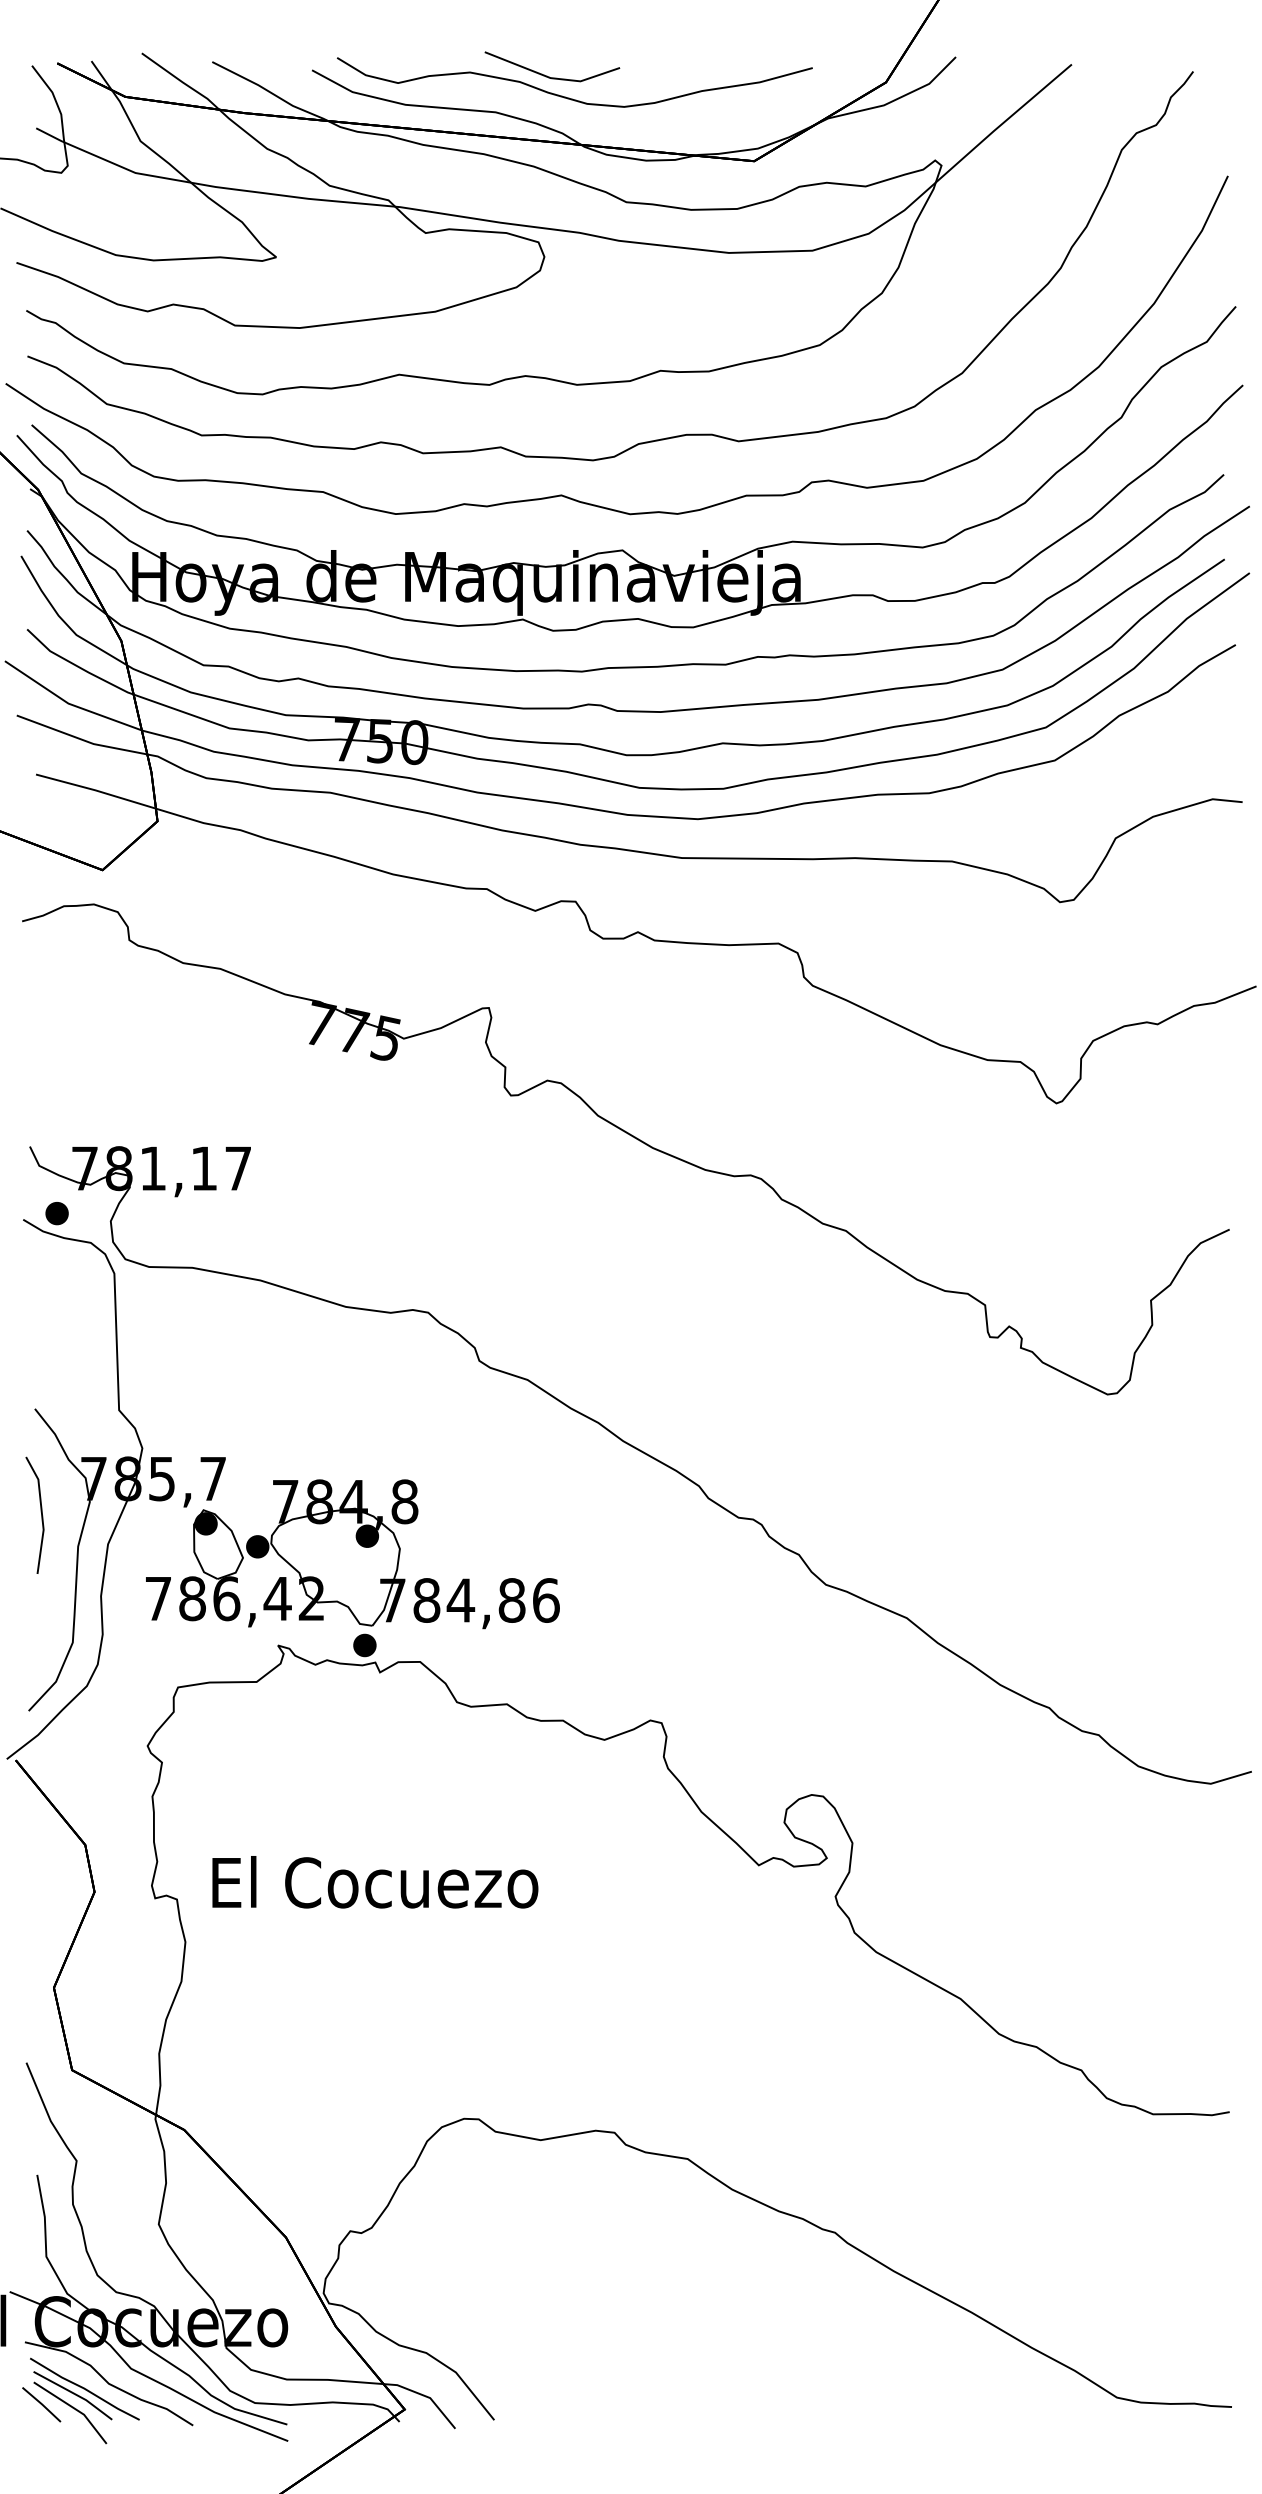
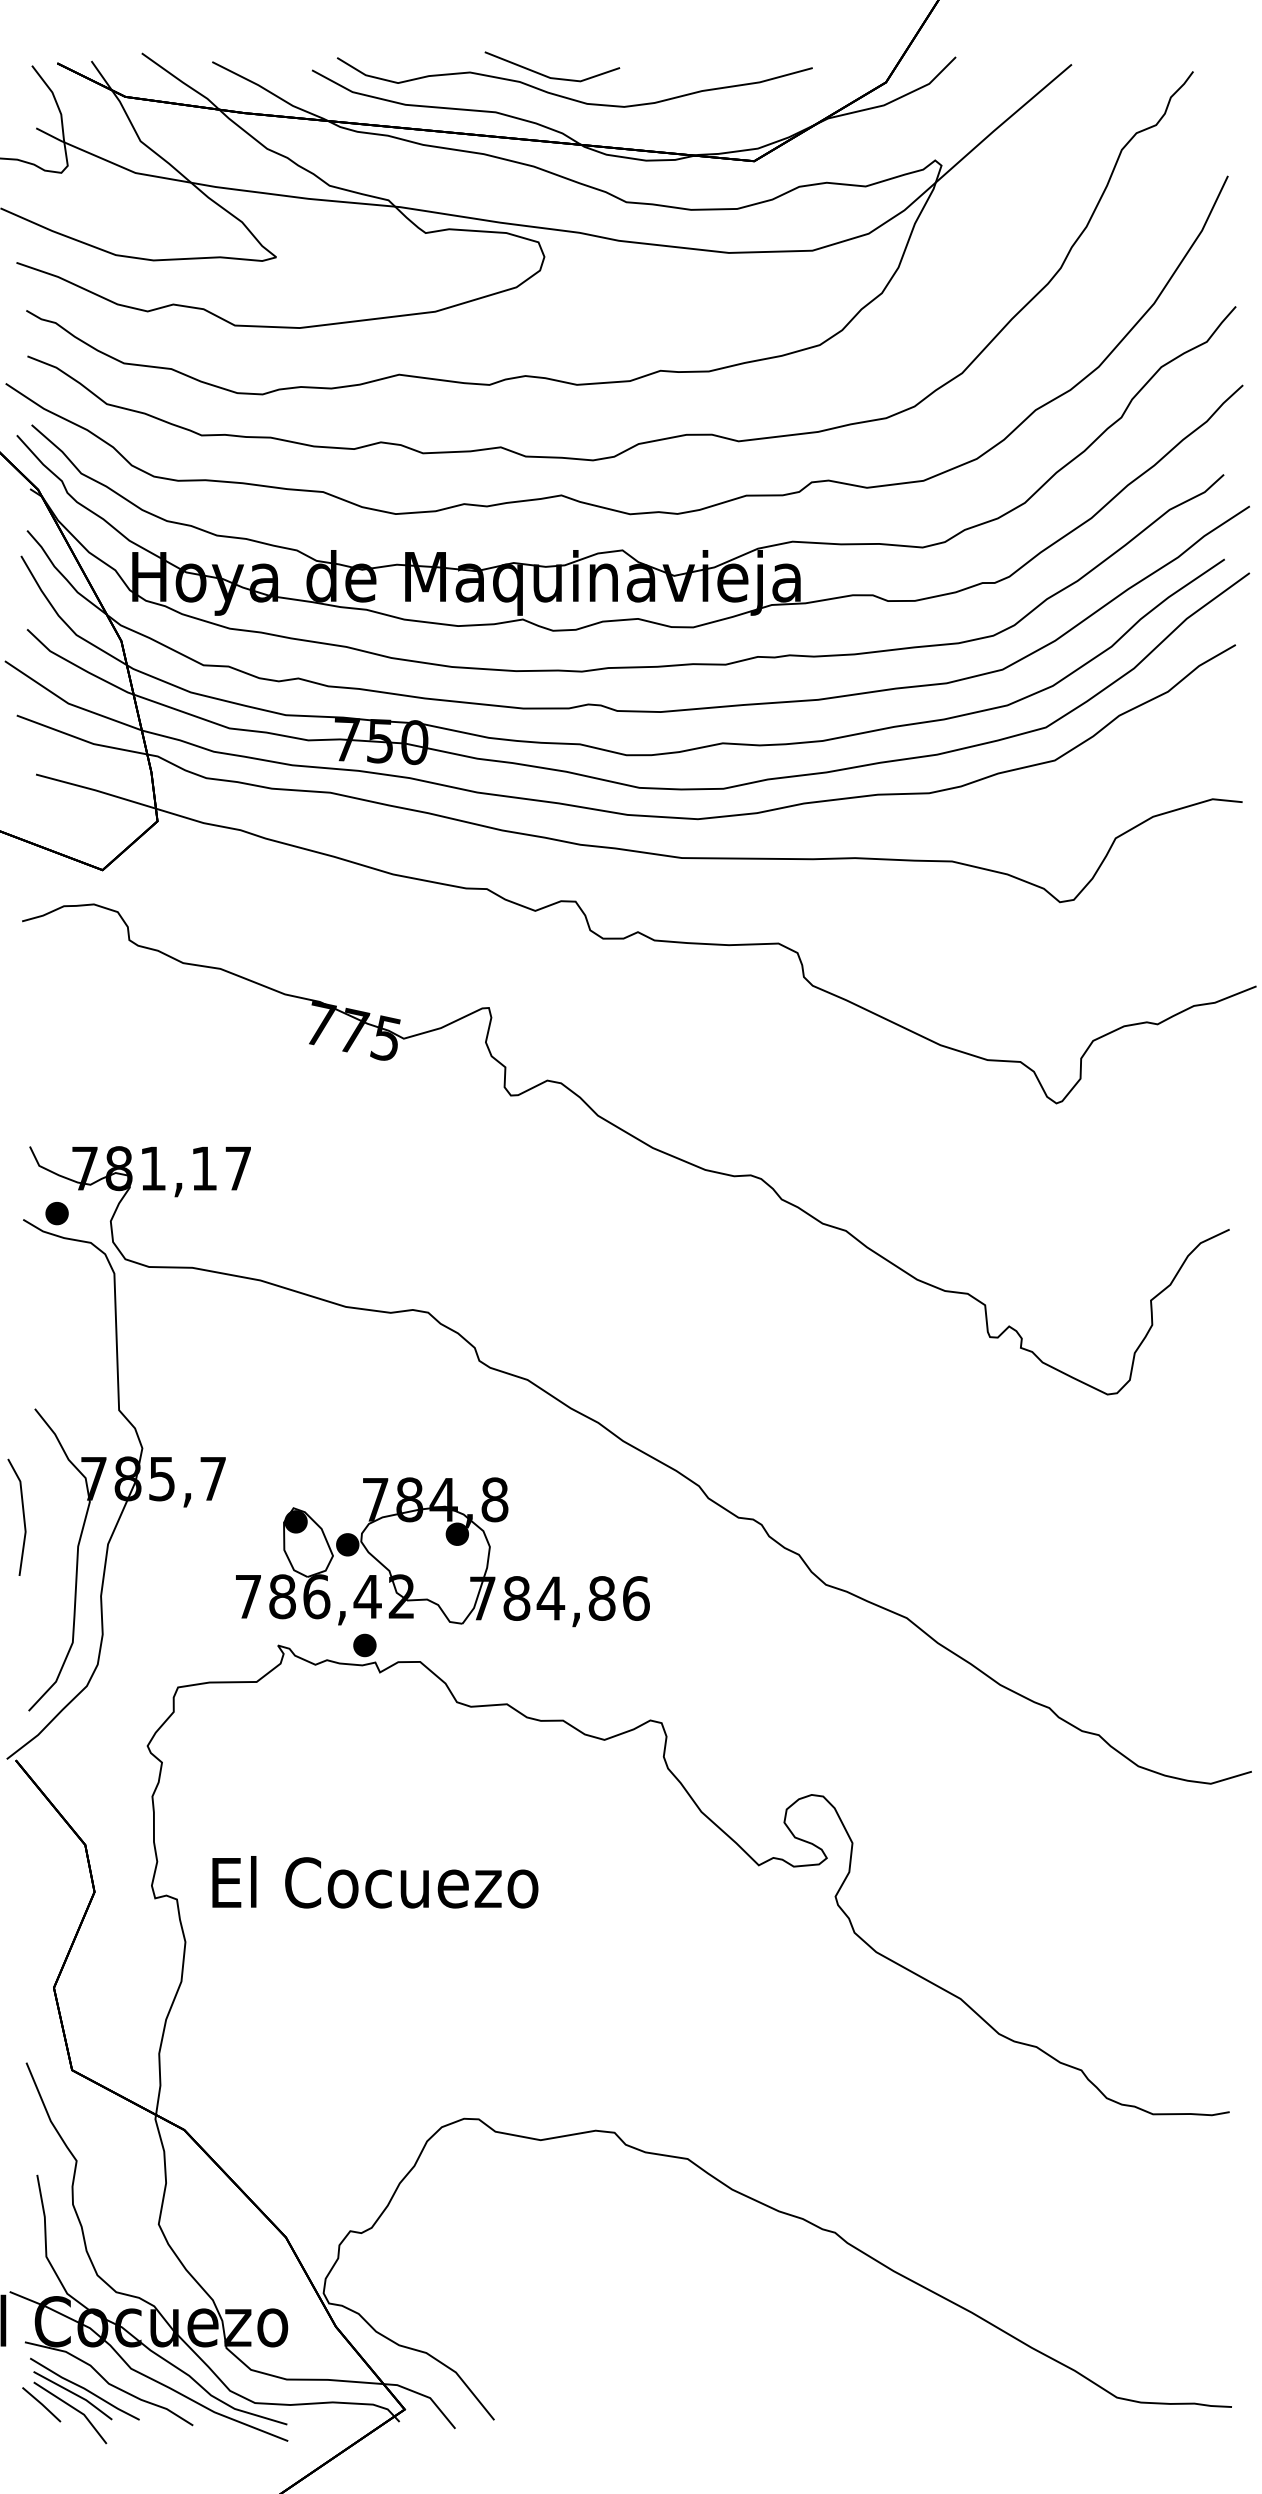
line position: (40, 1512) -> (22, 1514) (22, 1514)
part position: (352, 1554) -> (442, 1552) (442, 1552)
